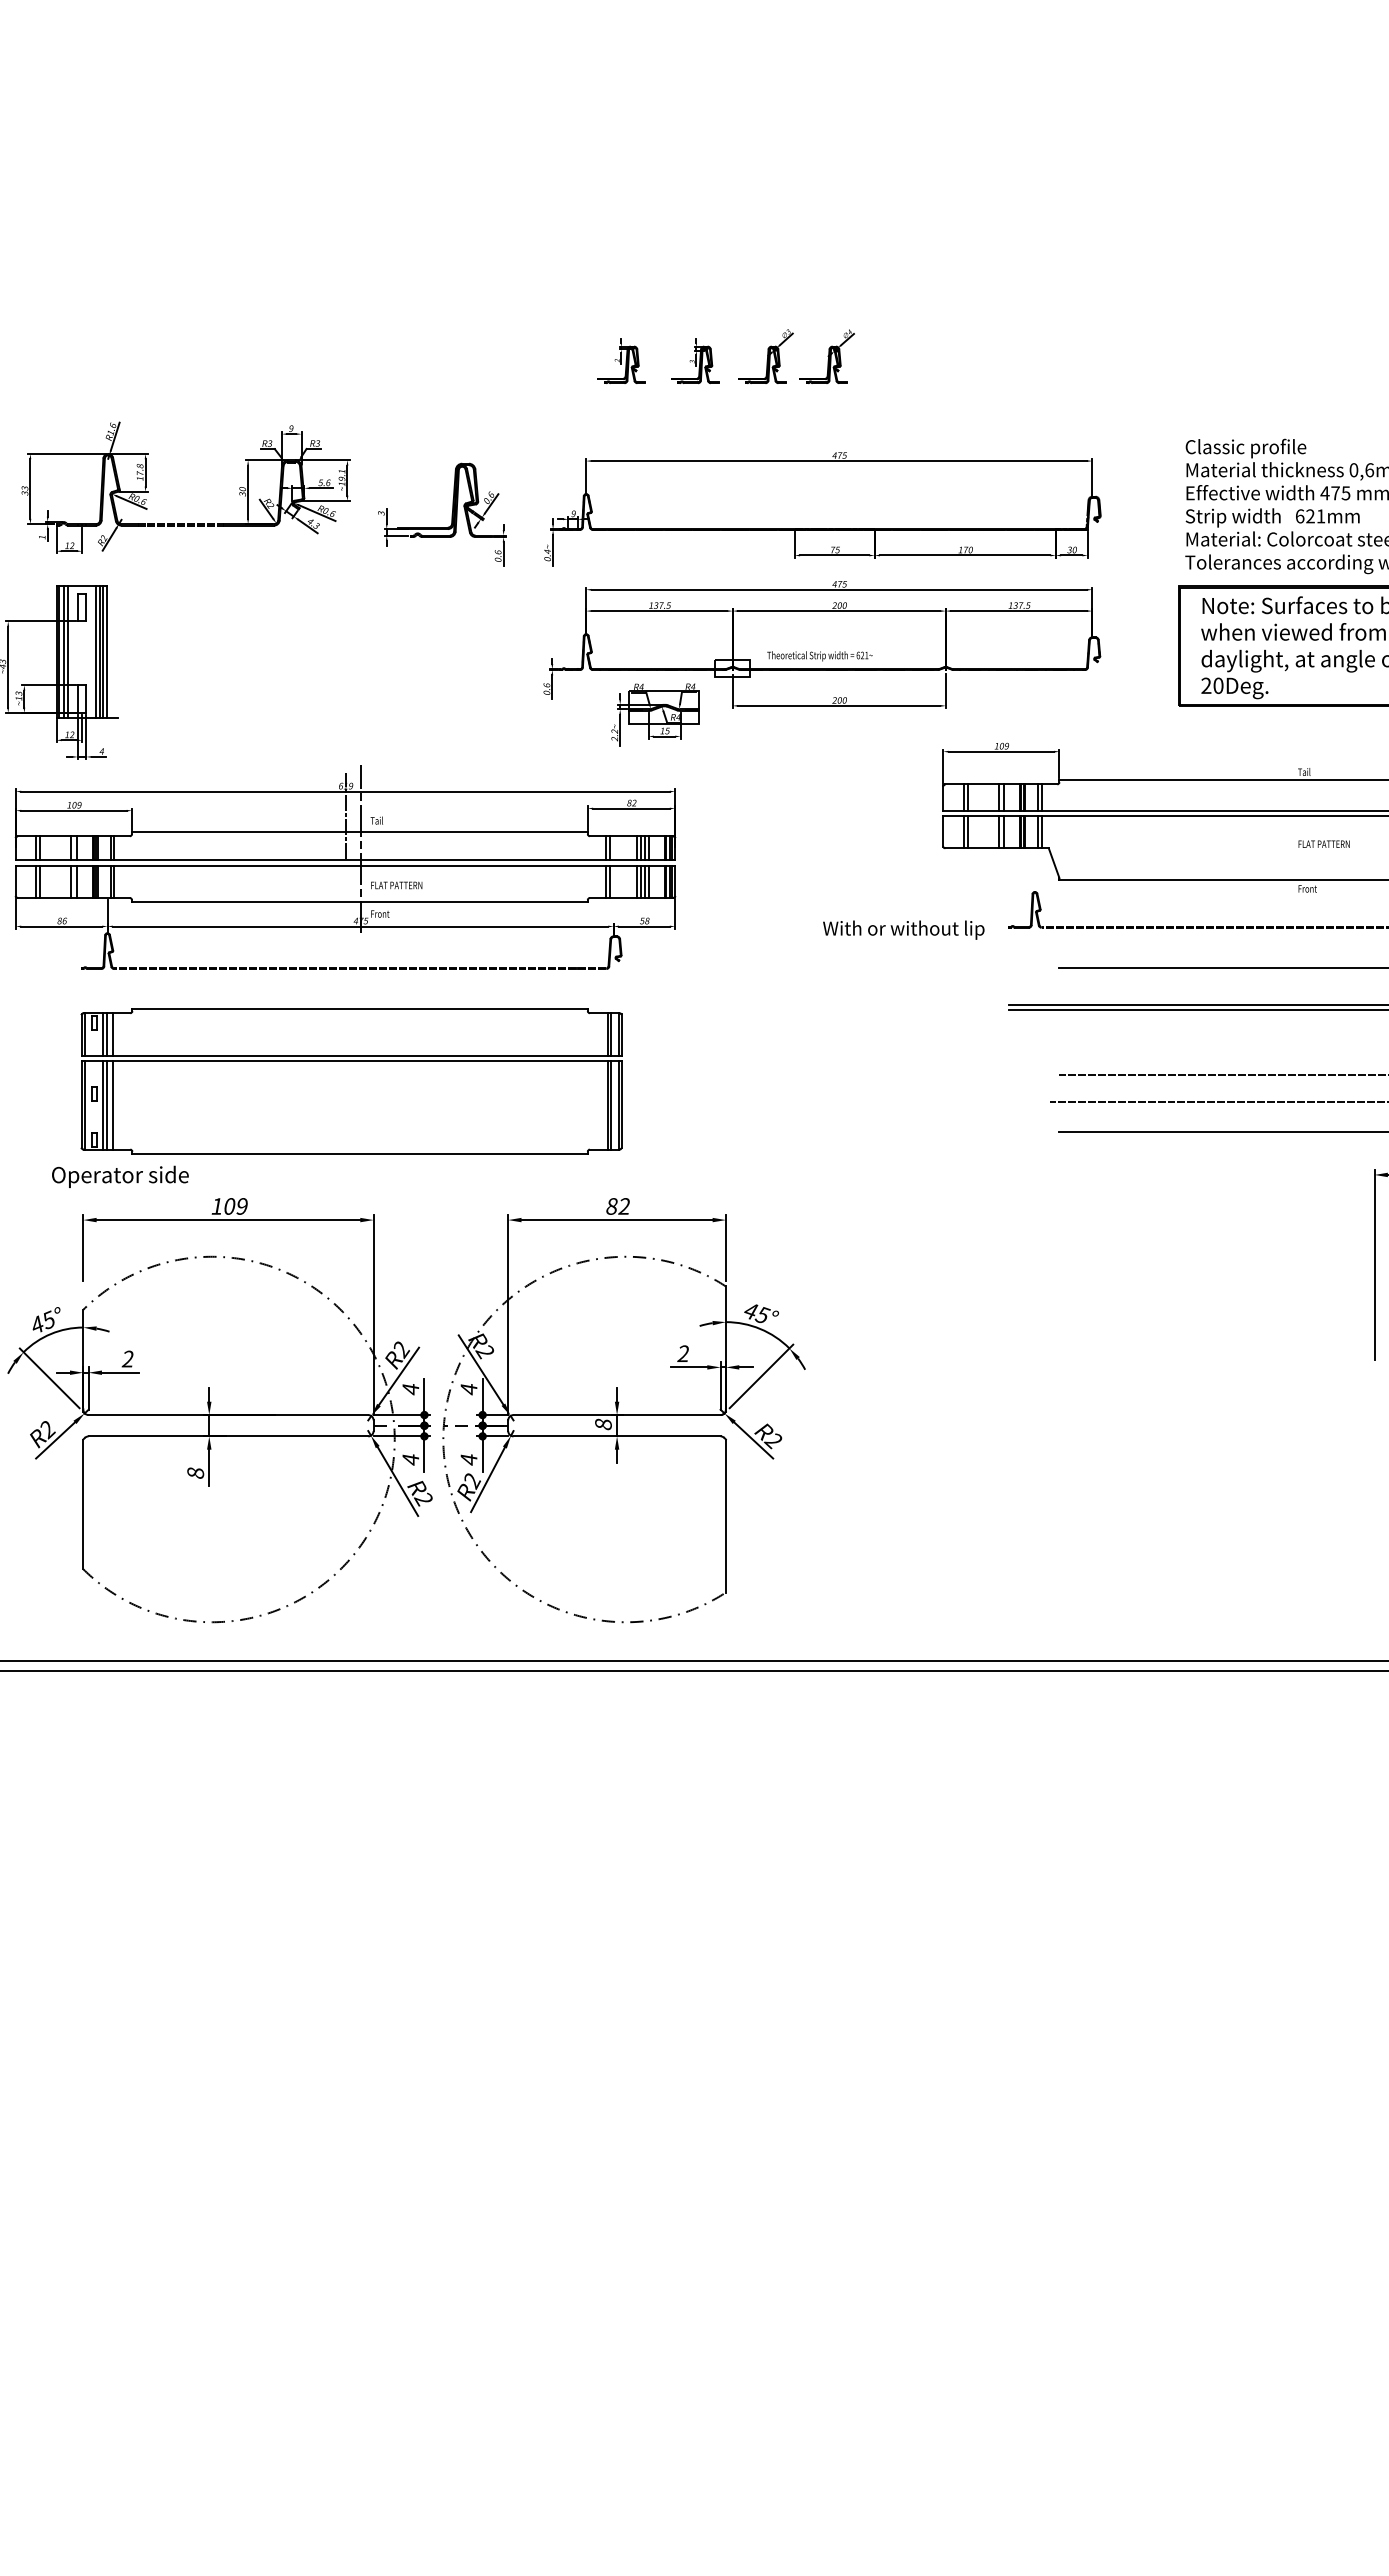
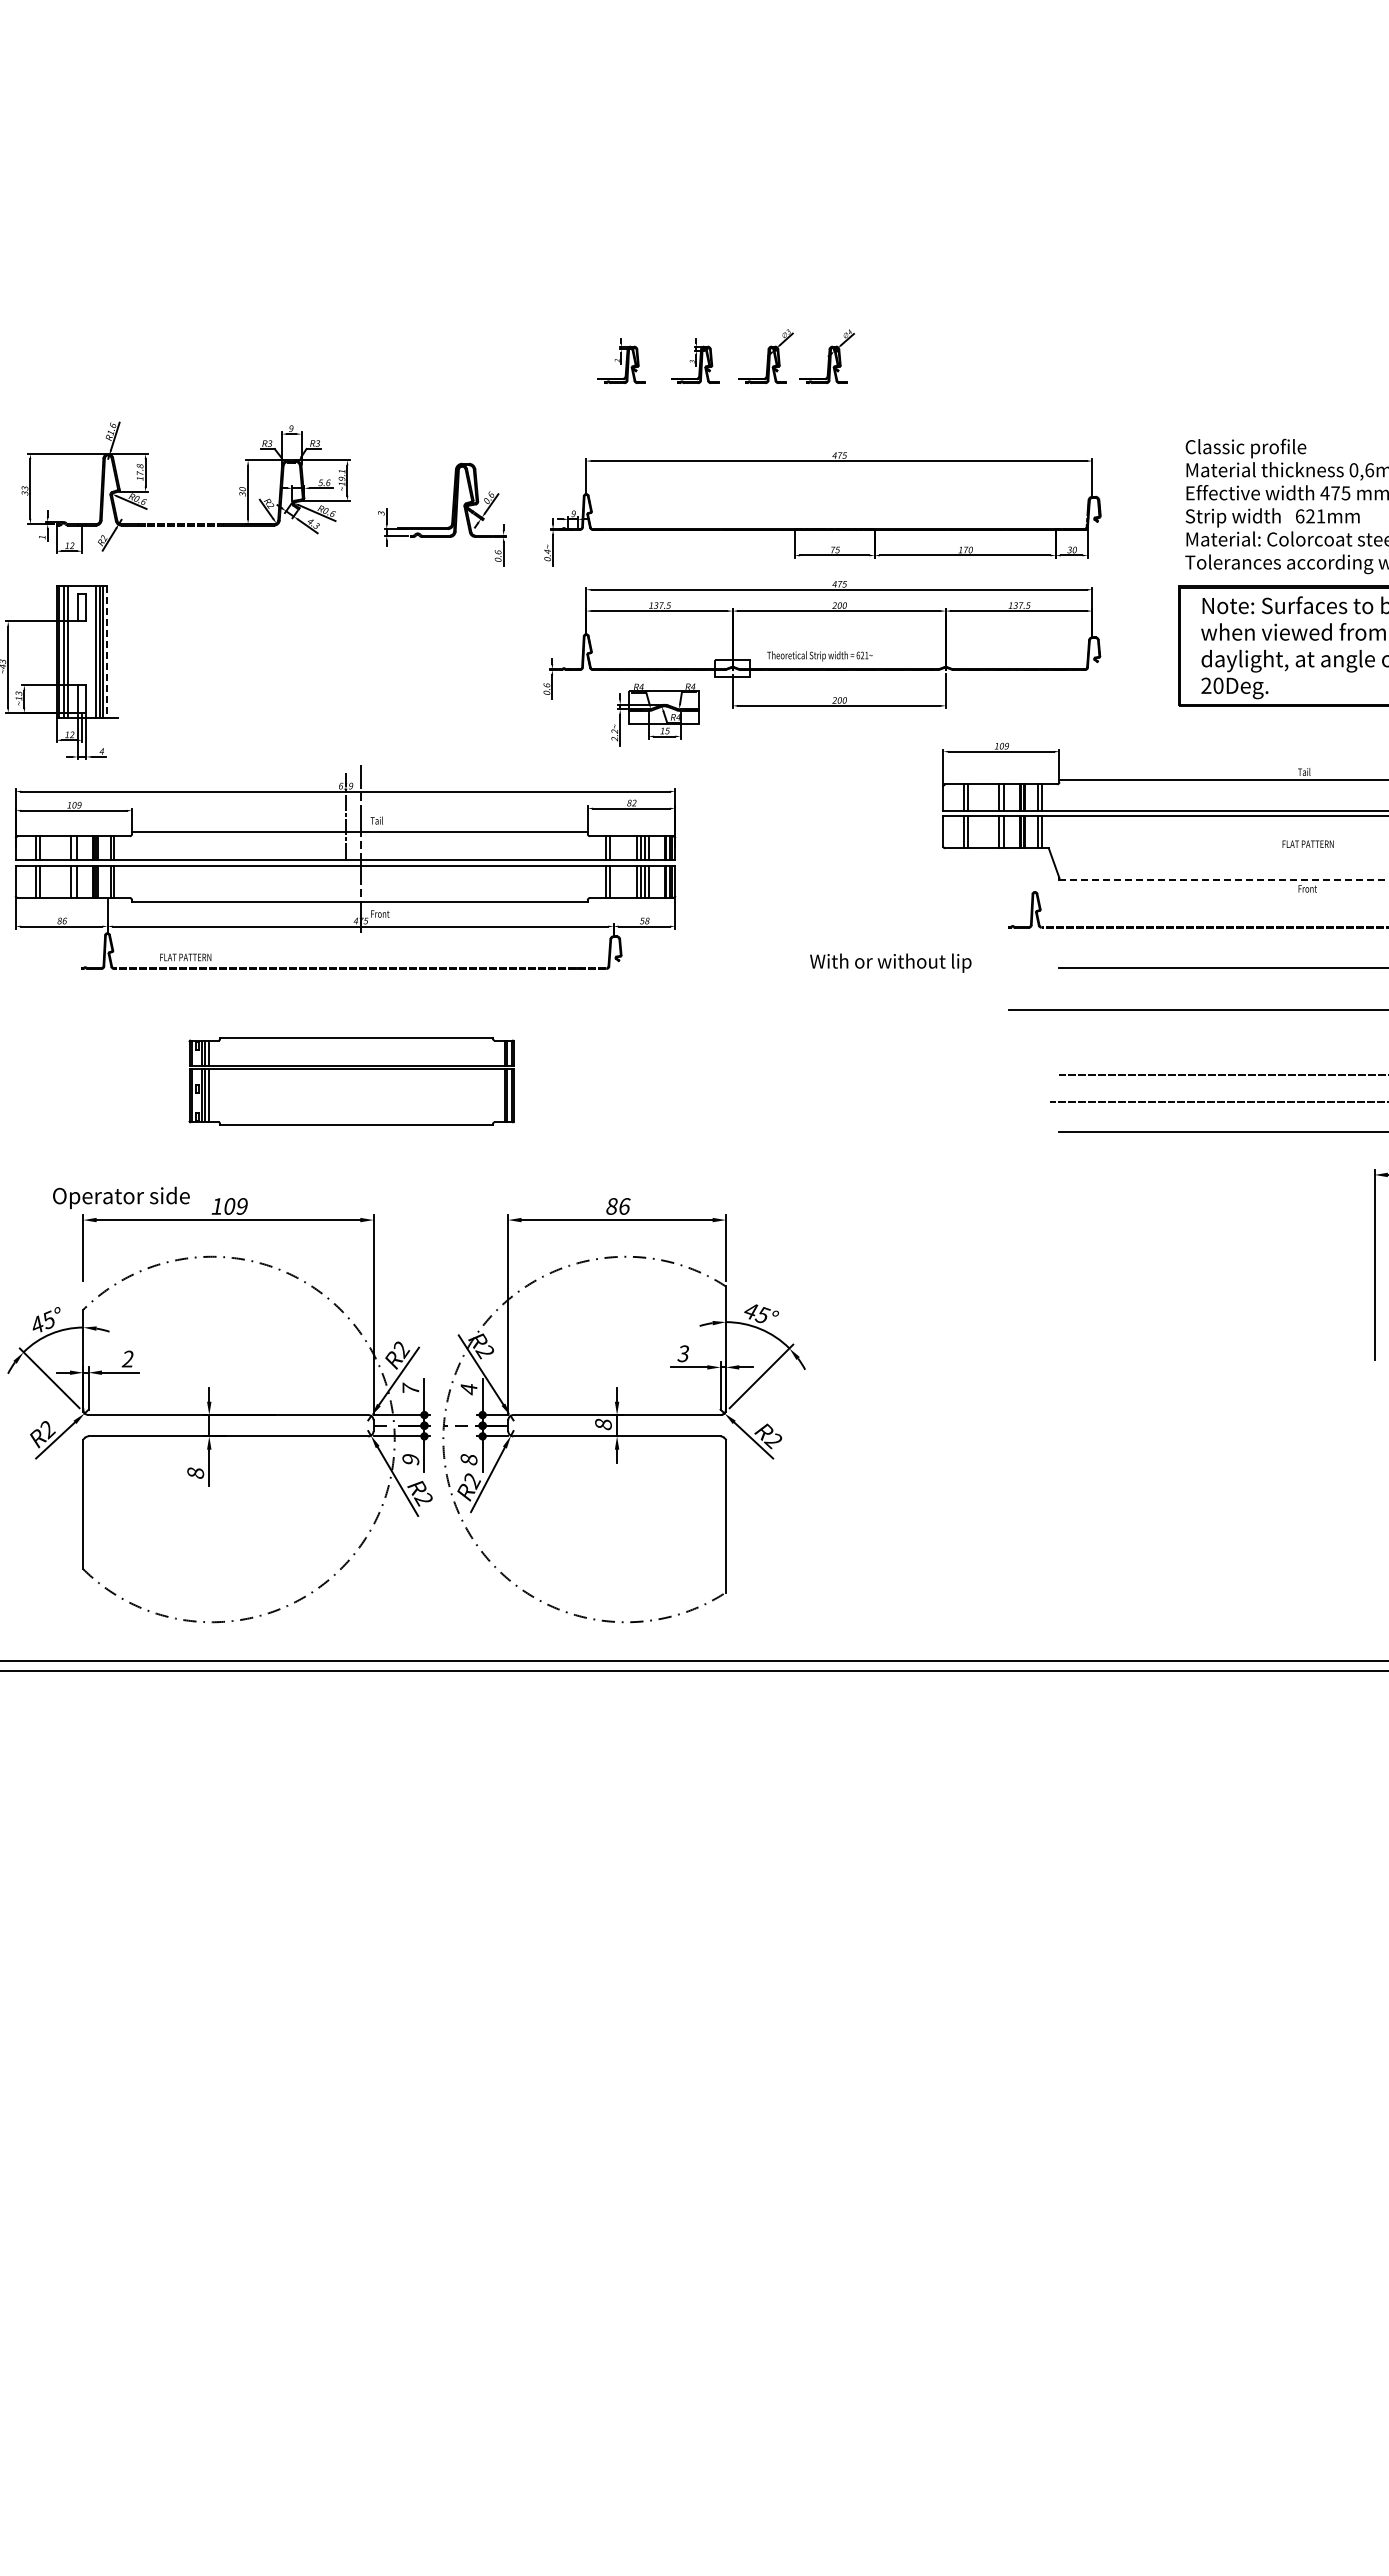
line: solid -> dashed (107, 652)
text position: (1323, 843) -> (1307, 843) (1307, 843)
line: solid -> dashed (1224, 880)
text position: (396, 885) -> (185, 957) (185, 957)
text position: (903, 929) -> (890, 962) (890, 962)
line: present -> none (1197, 1005)
part size: 543x147 px -> 327x89 px (351, 1081)
text position: (120, 1176) -> (121, 1197) (121, 1197)
text: 82 -> 86 (624, 1206)
text: 2 -> 3 (683, 1354)
text: 4 -> 7 (410, 1388)
text: 4 -> 9 (410, 1459)
text: 4 -> 8 (468, 1459)
